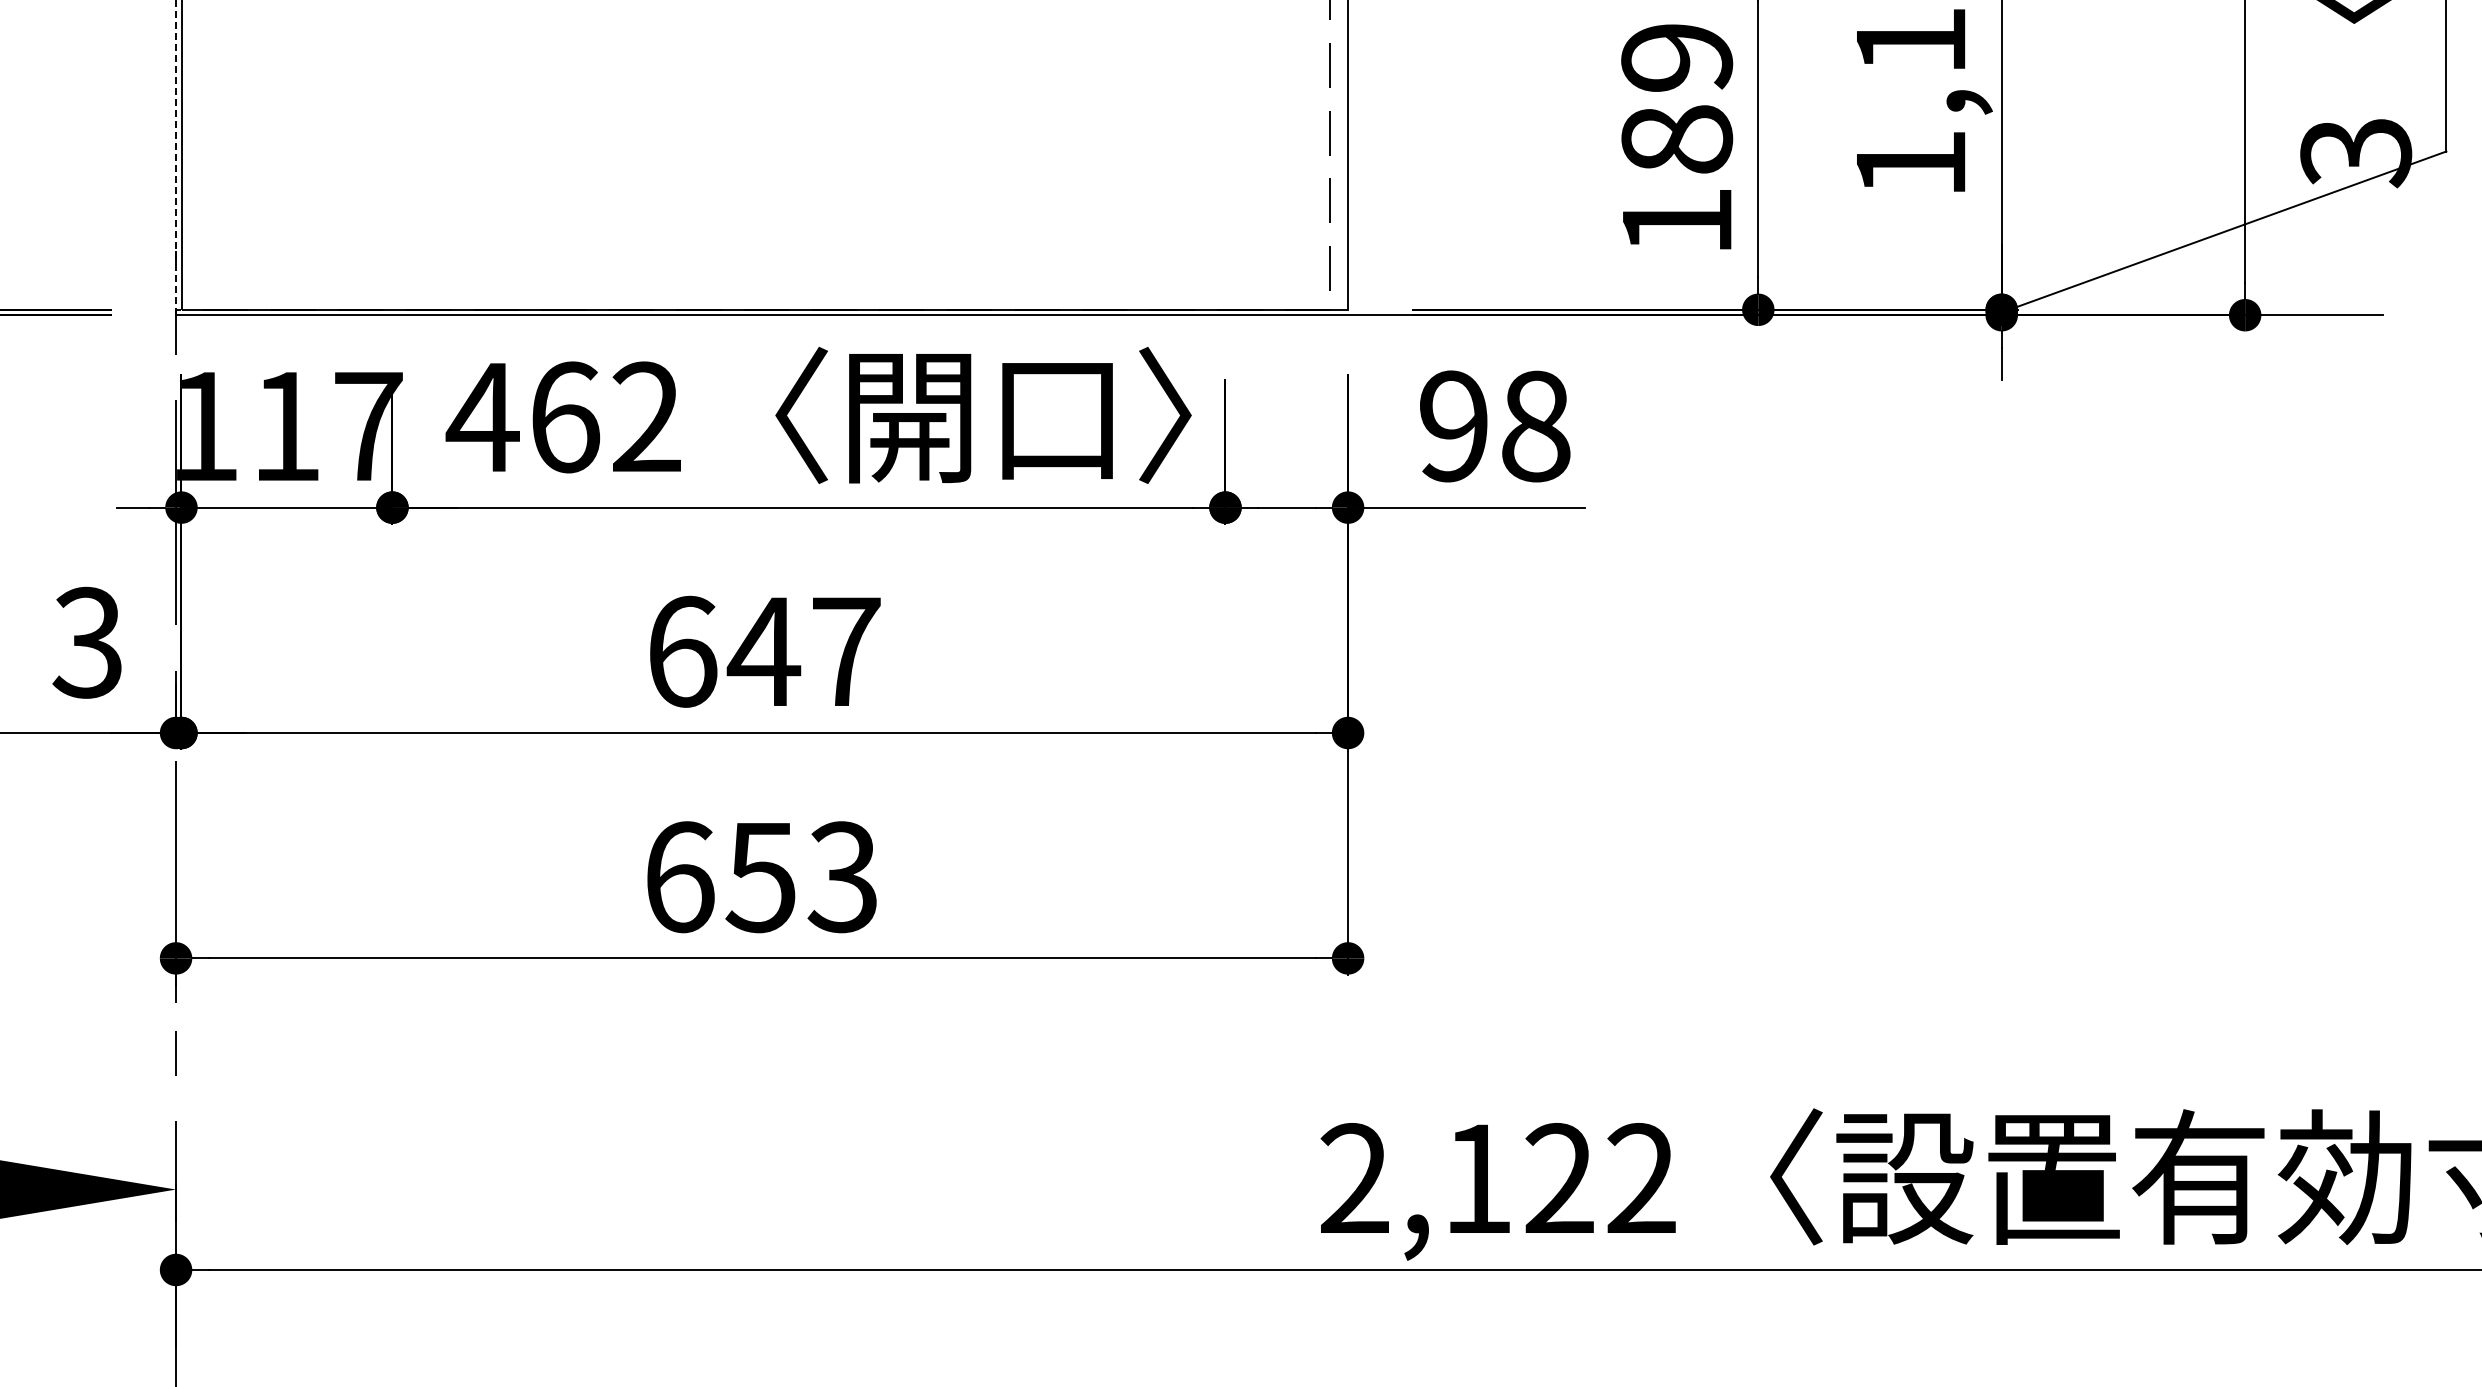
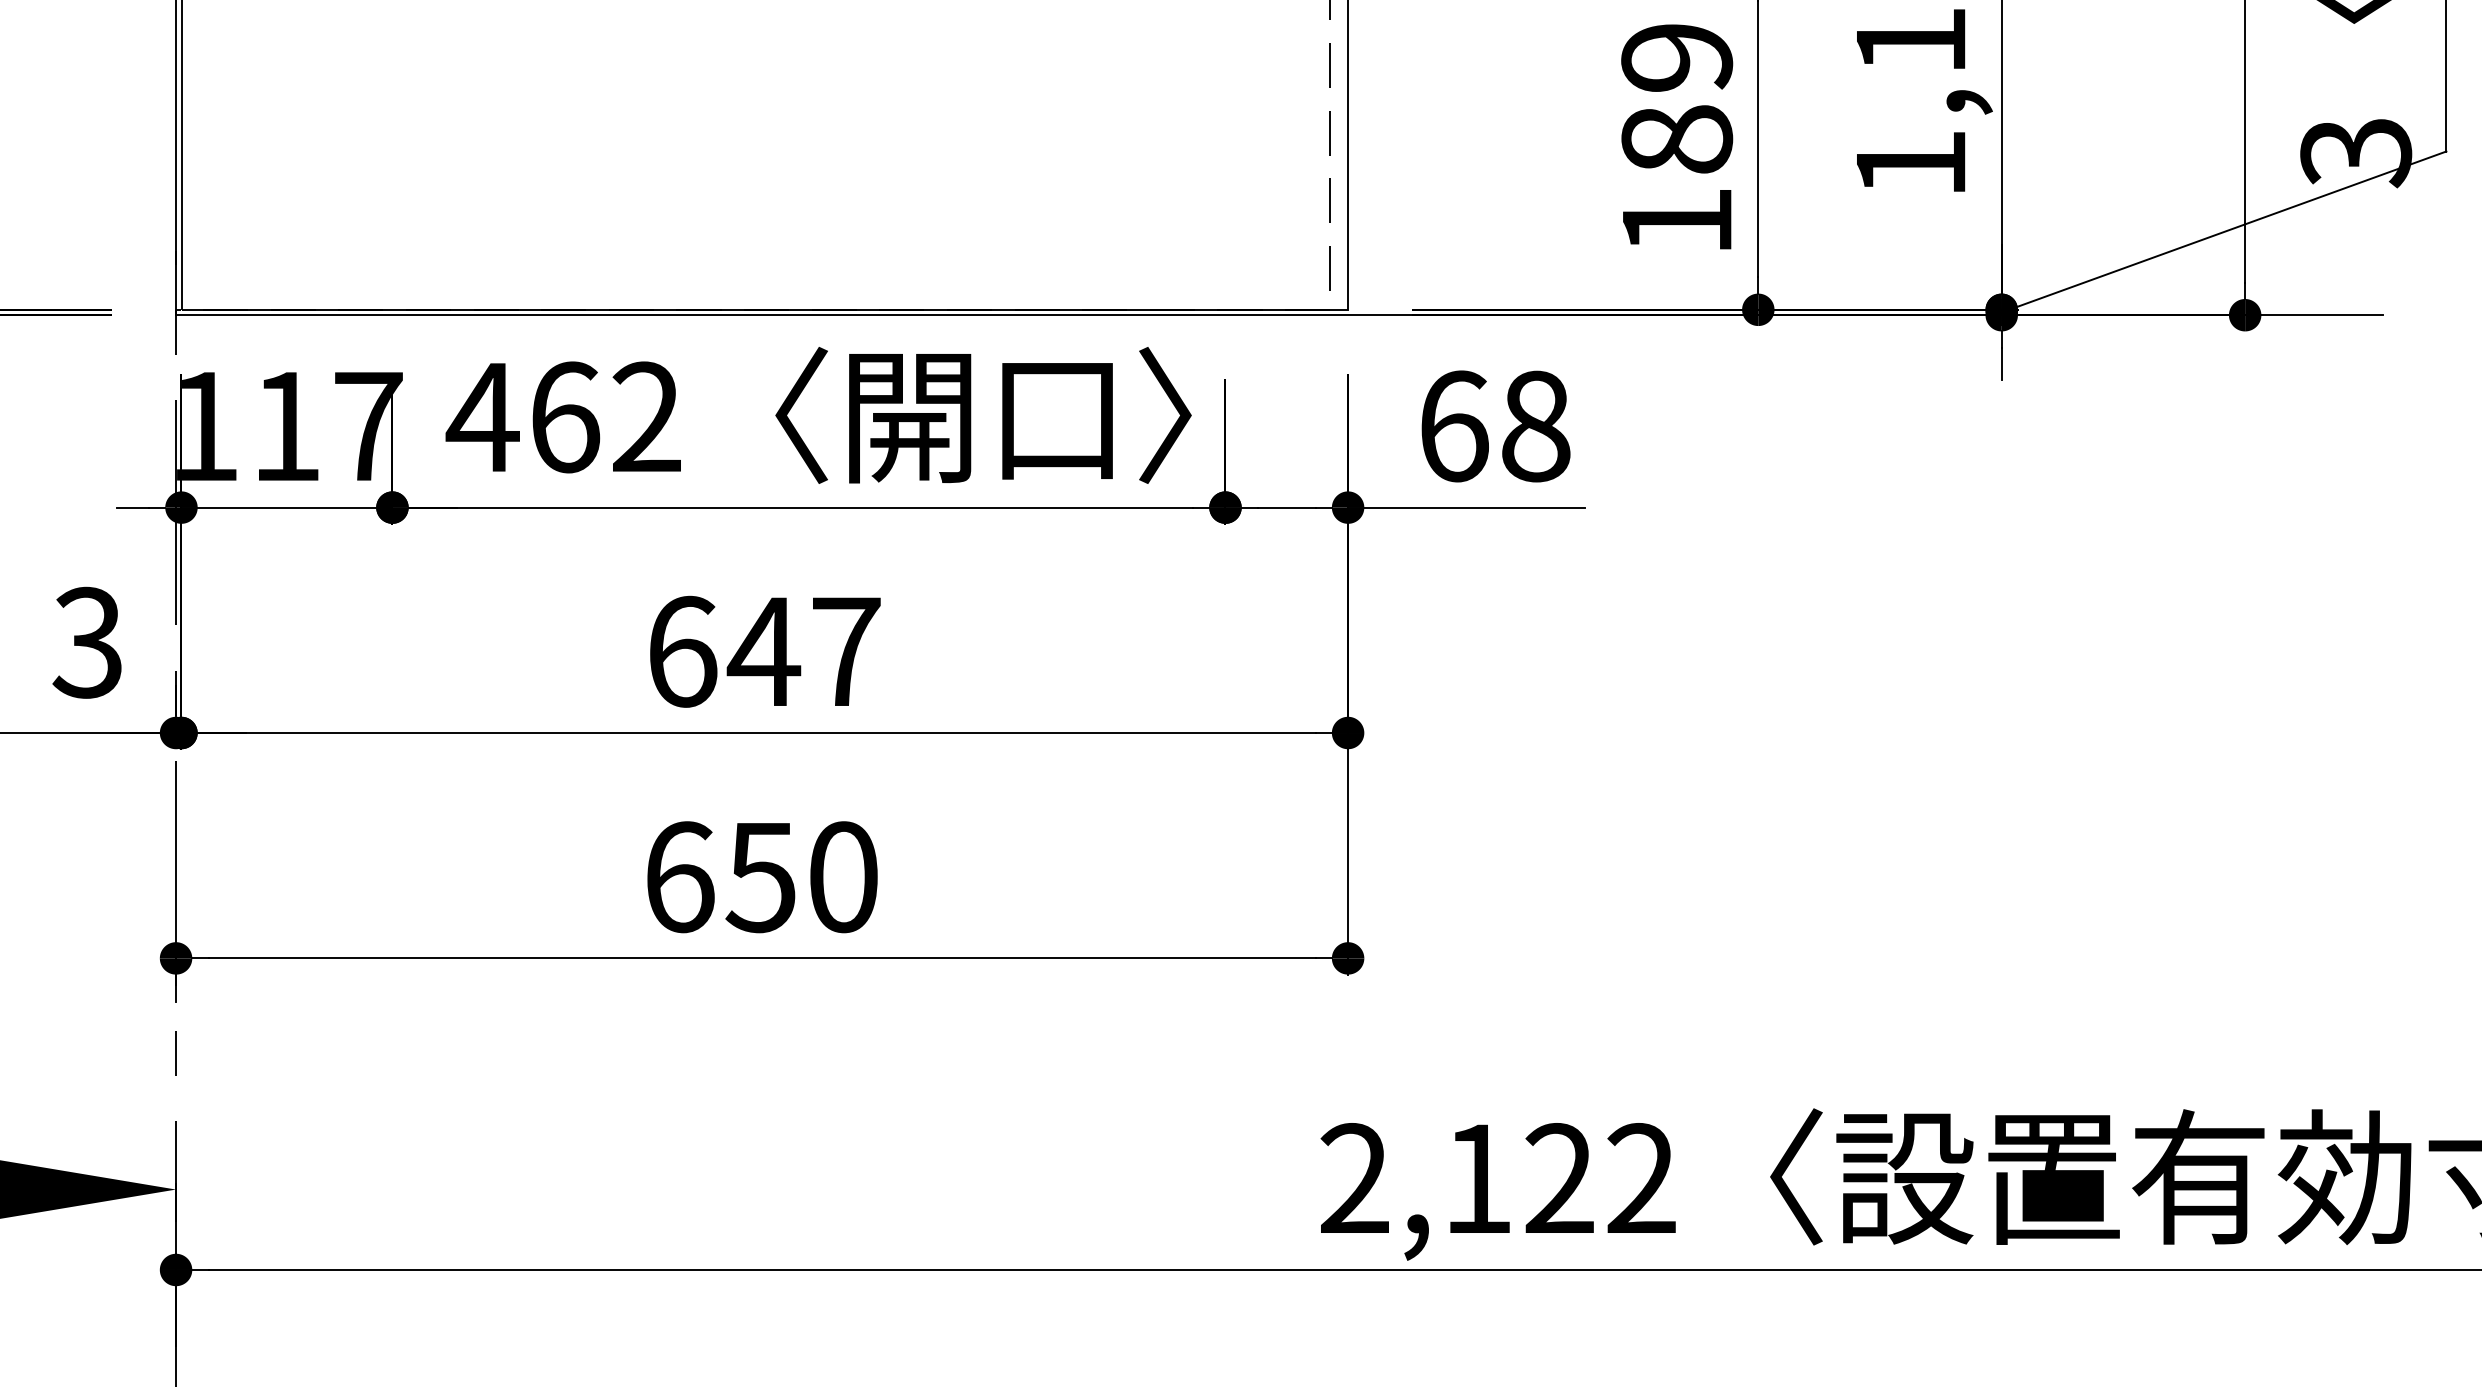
line: dashed -> solid (176, 158)
text: 98 -> 68 (1454, 426)
text: 653 -> 650 (842, 877)
